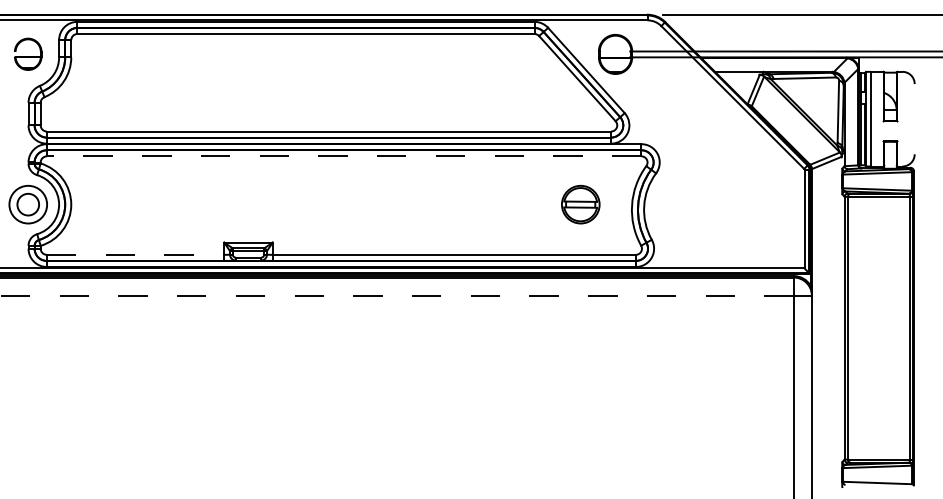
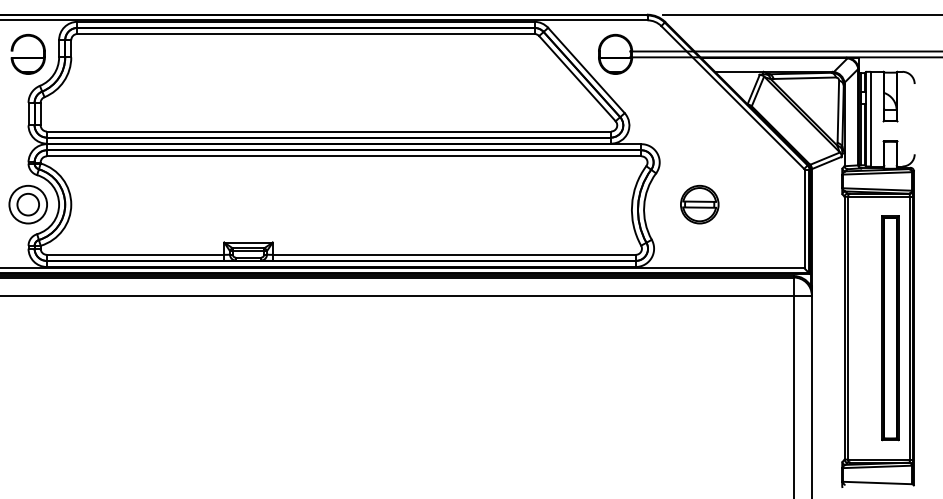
part size: 29x34 px -> 36x42 px (27, 53)
line: dashed -> solid (343, 156)
part position: (580, 204) -> (699, 204) (699, 204)
line: dashed -> solid (135, 254)
line: dashed -> solid (396, 295)
part: none -> present (890, 328)
